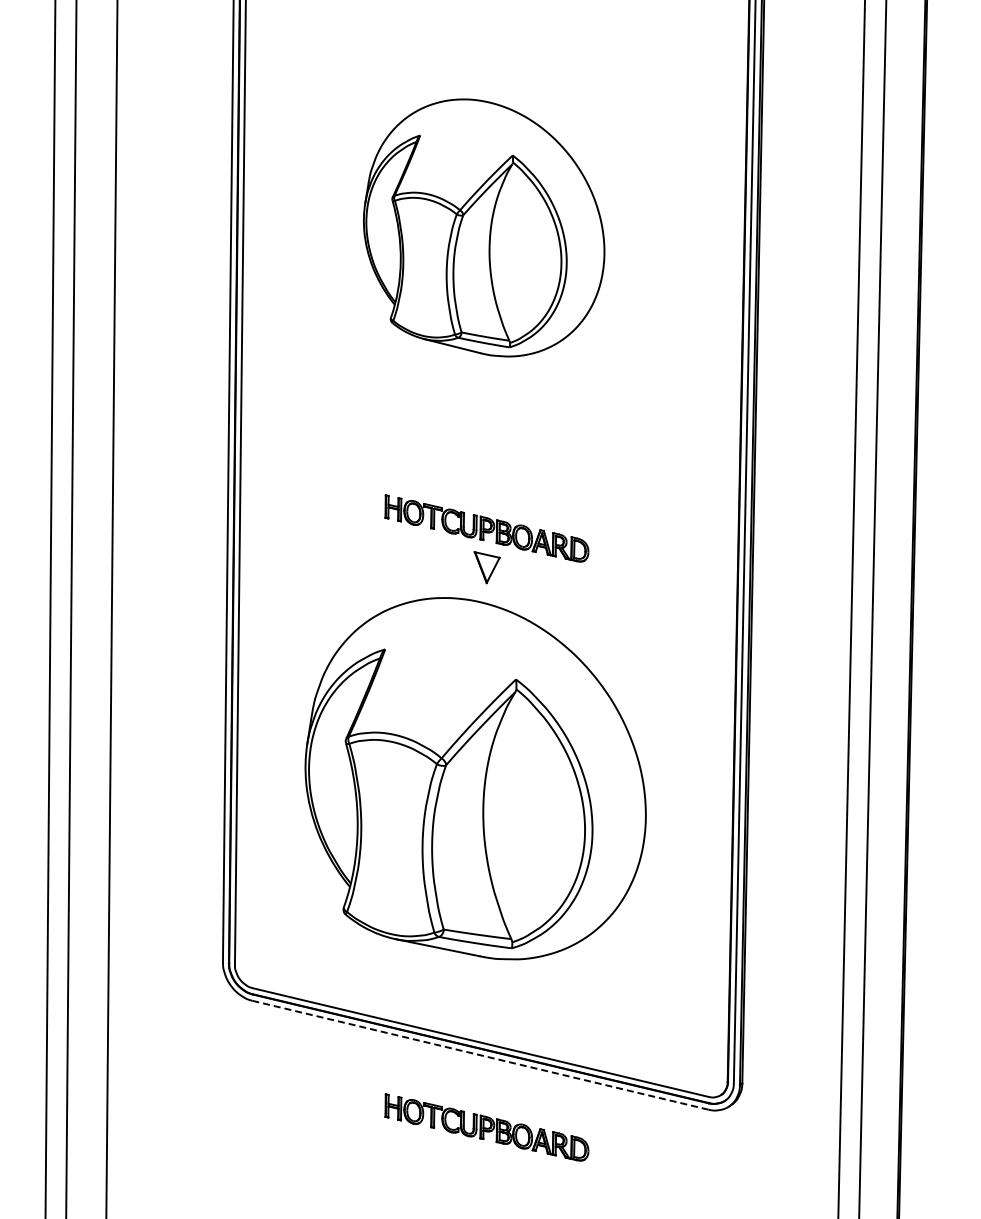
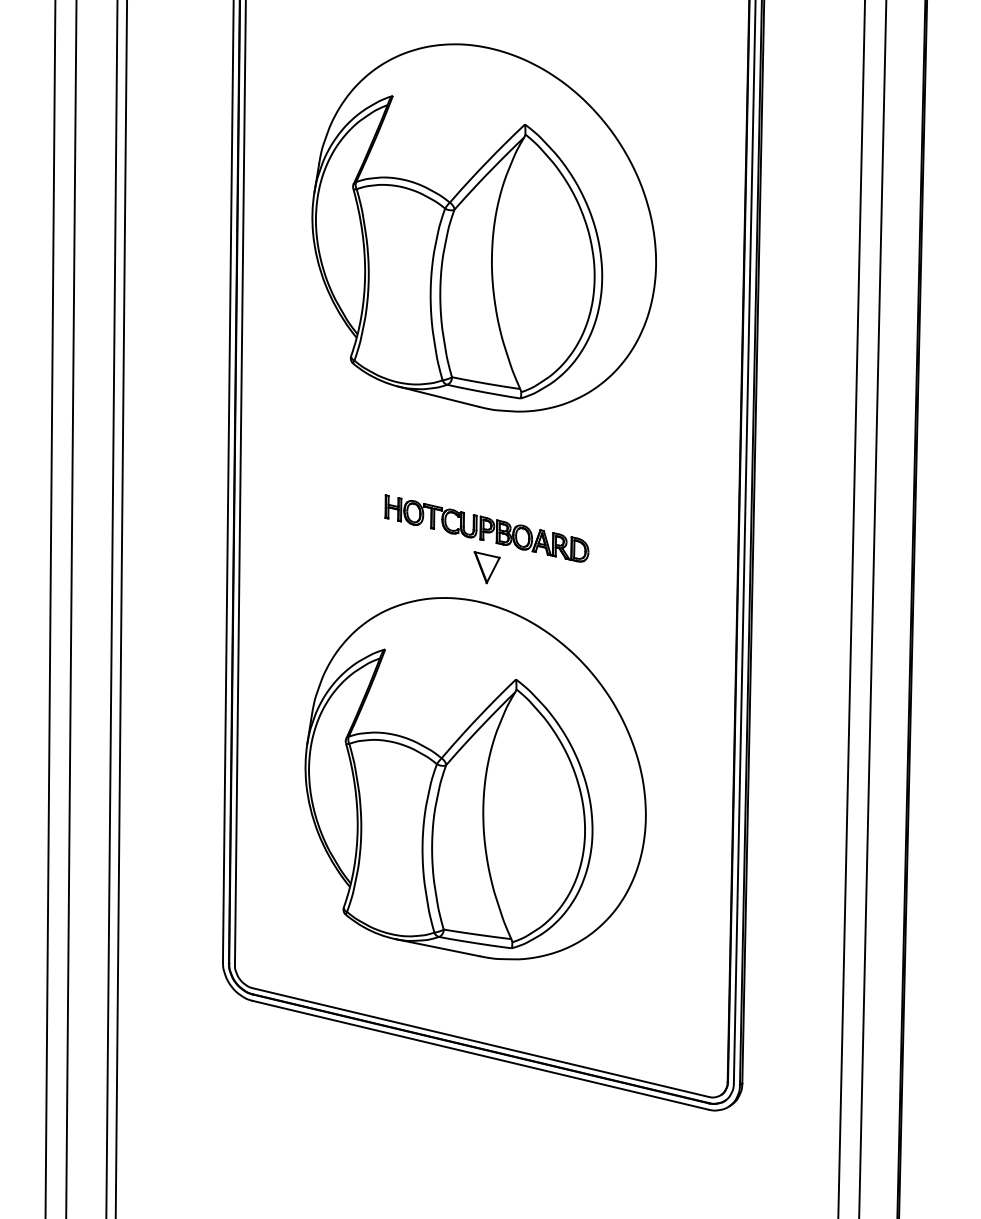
part size: 243x260 px -> 346x370 px (483, 227)
line: none -> present (121, 608)
line: dashed -> solid (480, 1055)
part: present -> none (486, 1127)
